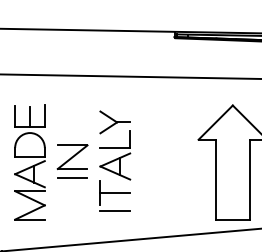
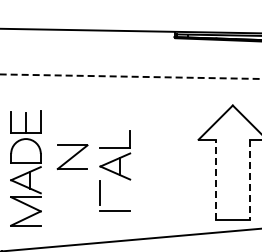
line: solid -> dashed (131, 76)
part: present -> none (114, 122)
part position: (29, 162) -> (25, 168) (25, 168)
line: present -> none (72, 177)
line: solid -> dashed (215, 179)
line: solid -> dashed (249, 179)
line: present -> none (115, 193)
